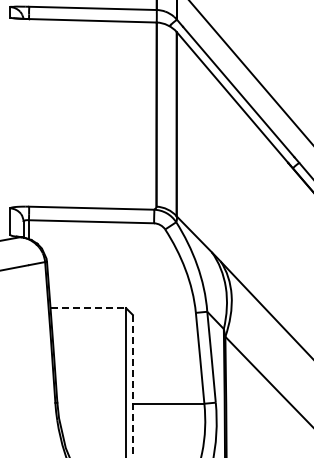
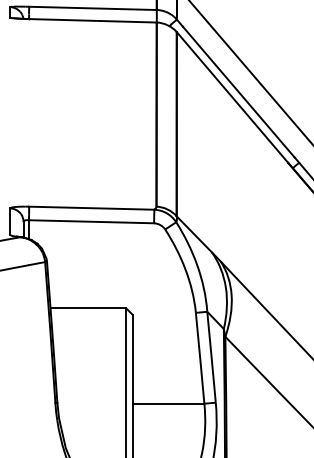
line: dashed -> solid (88, 308)
line: dashed -> solid (132, 386)
